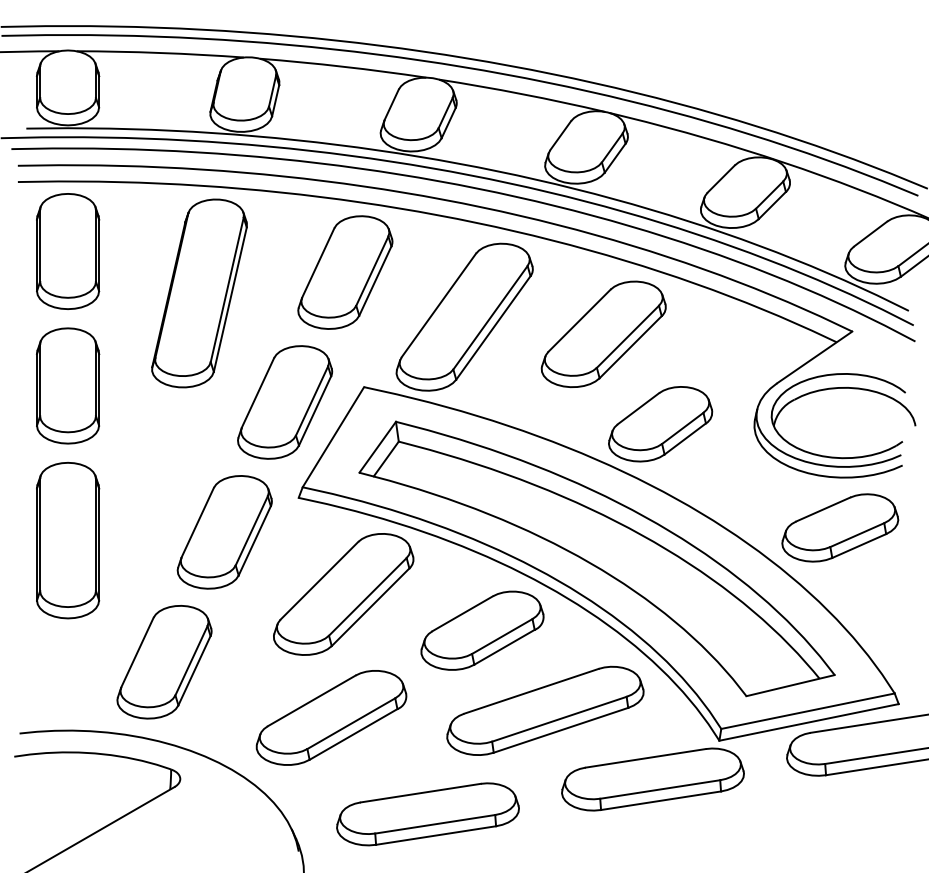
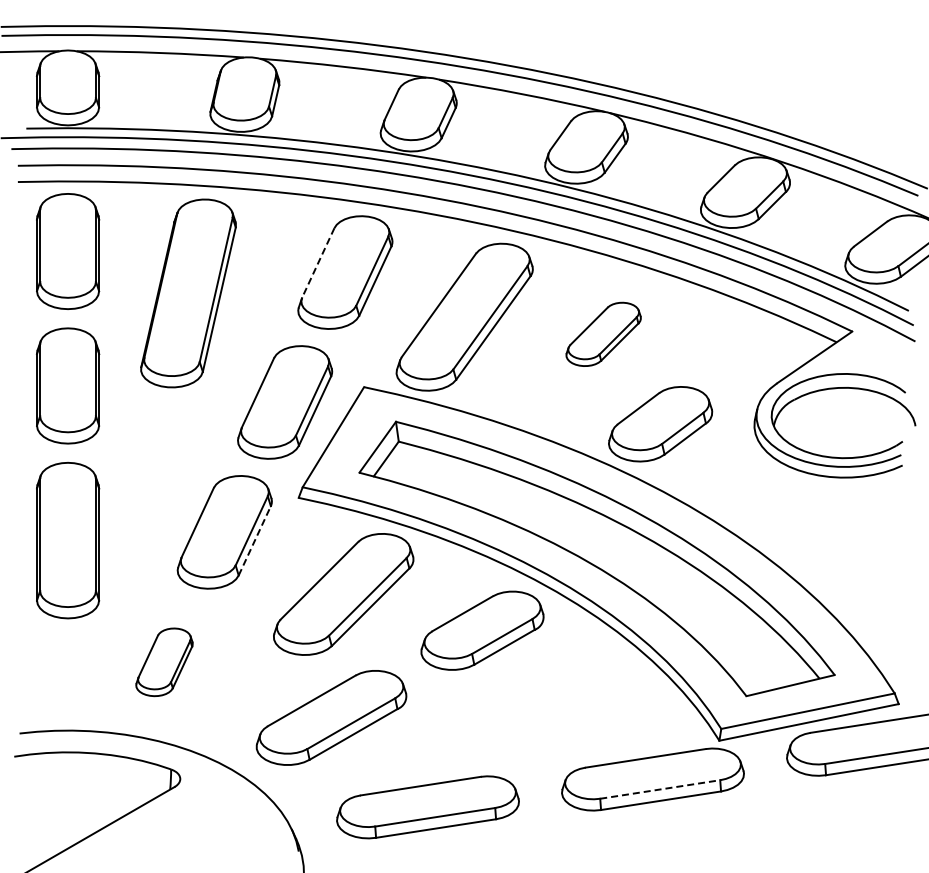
line: solid -> dashed (318, 263)
part position: (199, 293) -> (188, 293) (188, 293)
part size: 127x109 px -> 77x66 px (603, 333)
part: present -> none (840, 527)
line: solid -> dashed (255, 540)
part size: 97x115 px -> 59x71 px (164, 662)
part: present -> none (545, 710)
line: solid -> dashed (660, 789)
part position: (427, 814) -> (427, 807) (427, 807)
